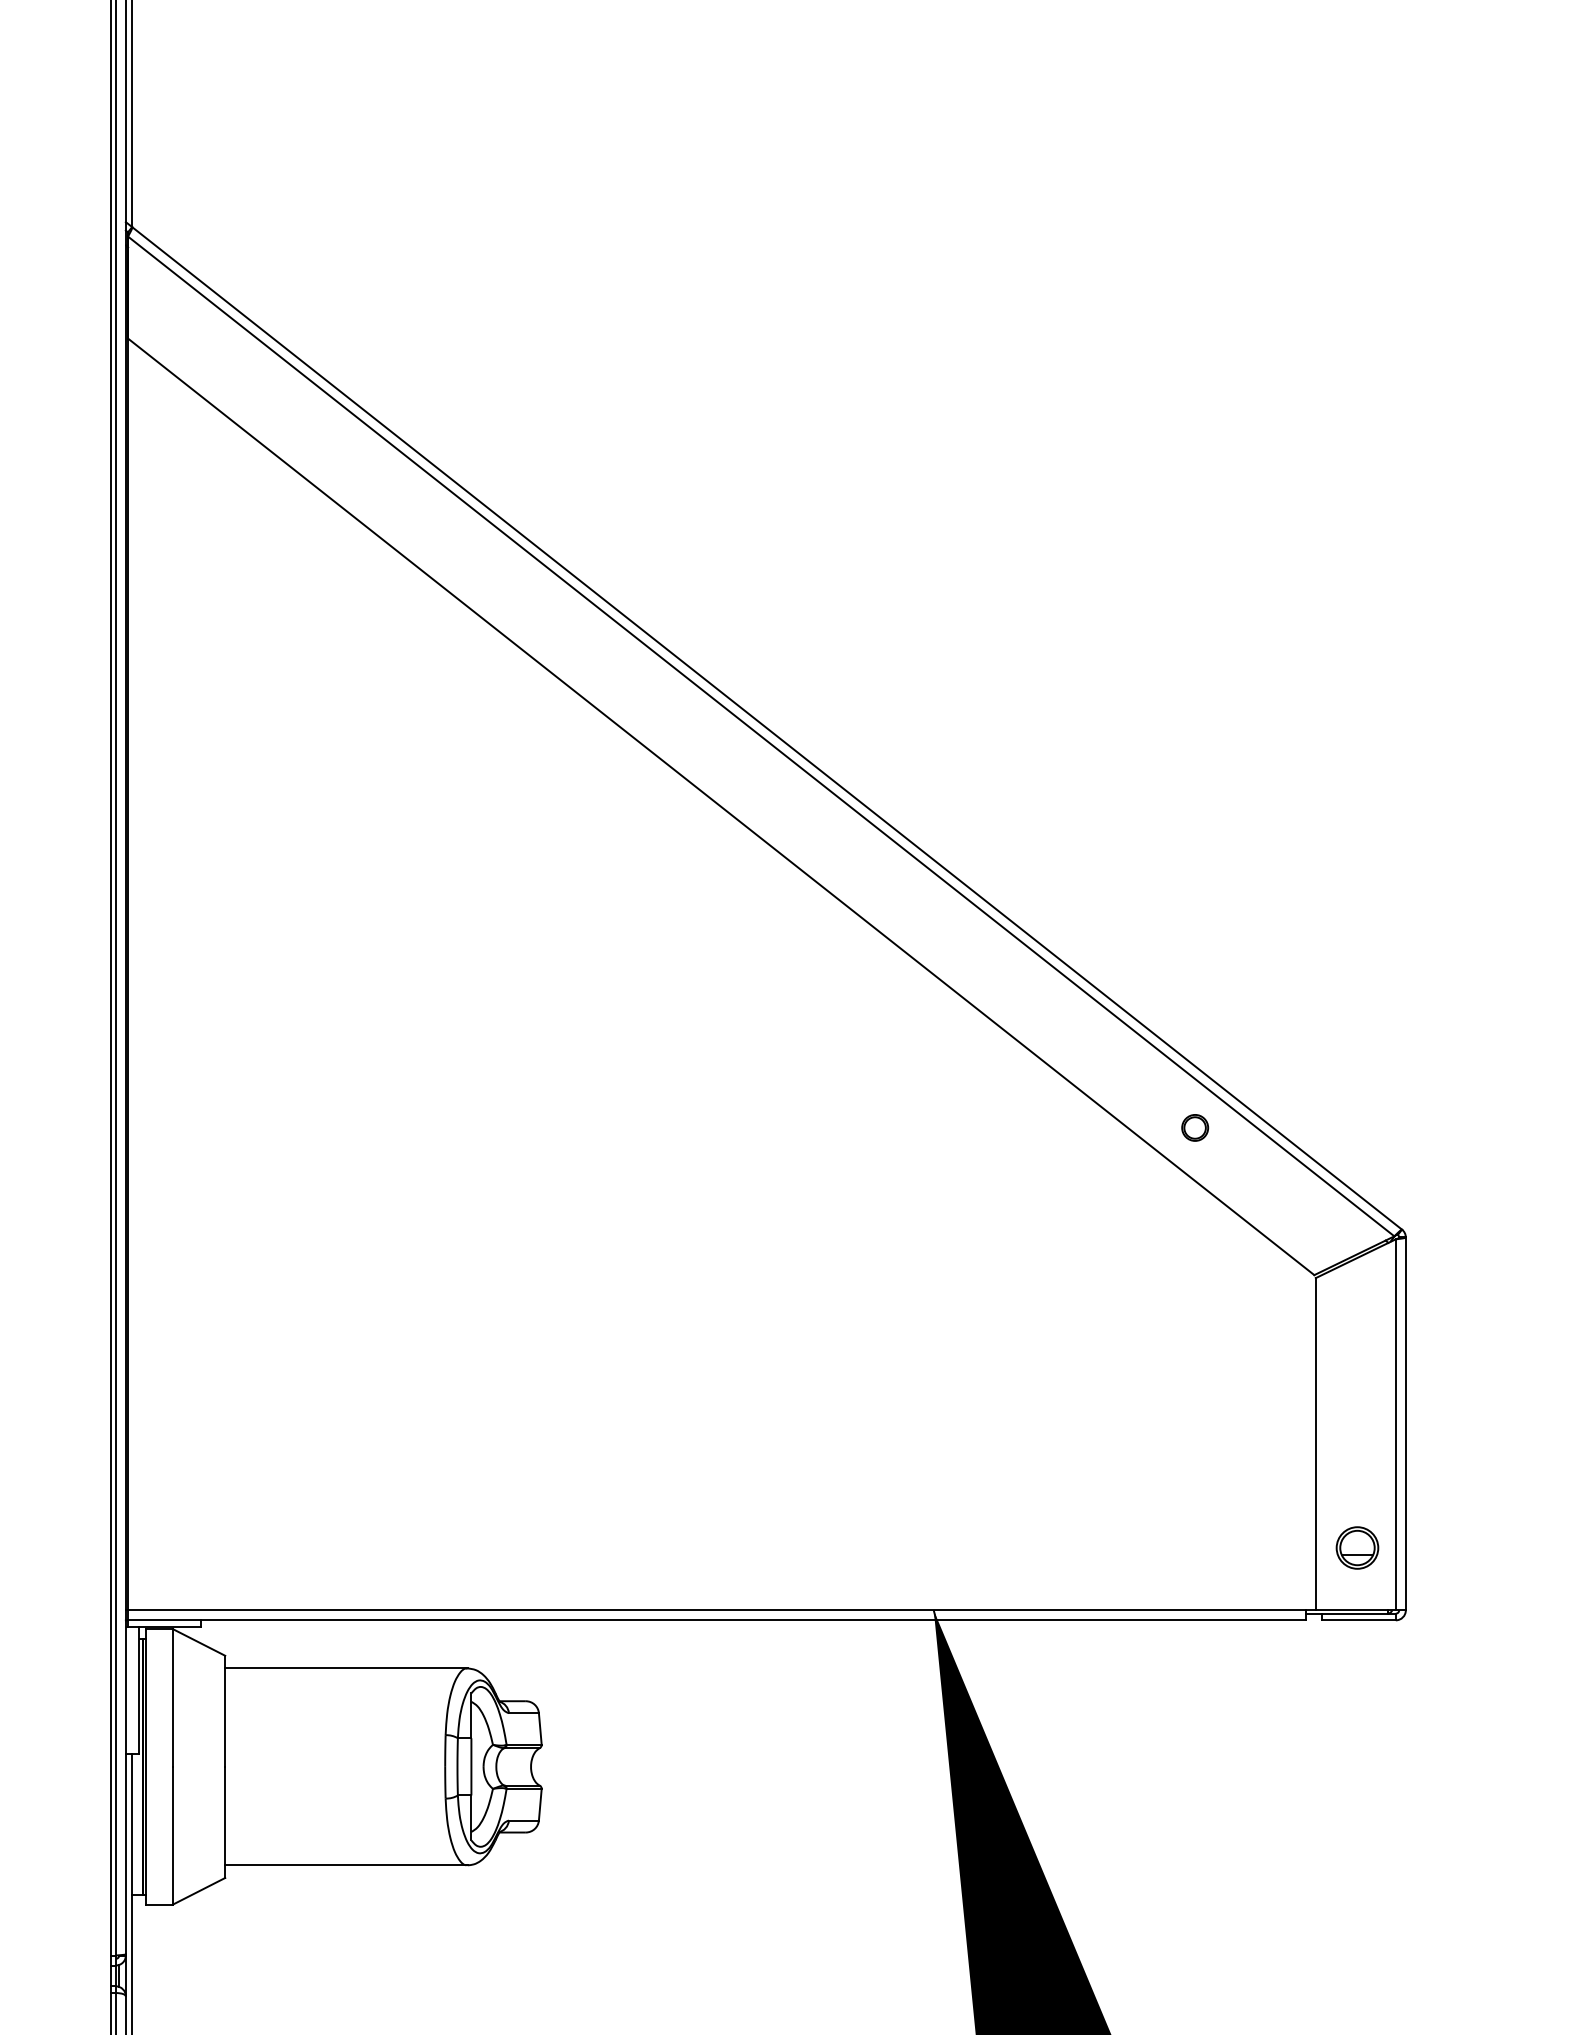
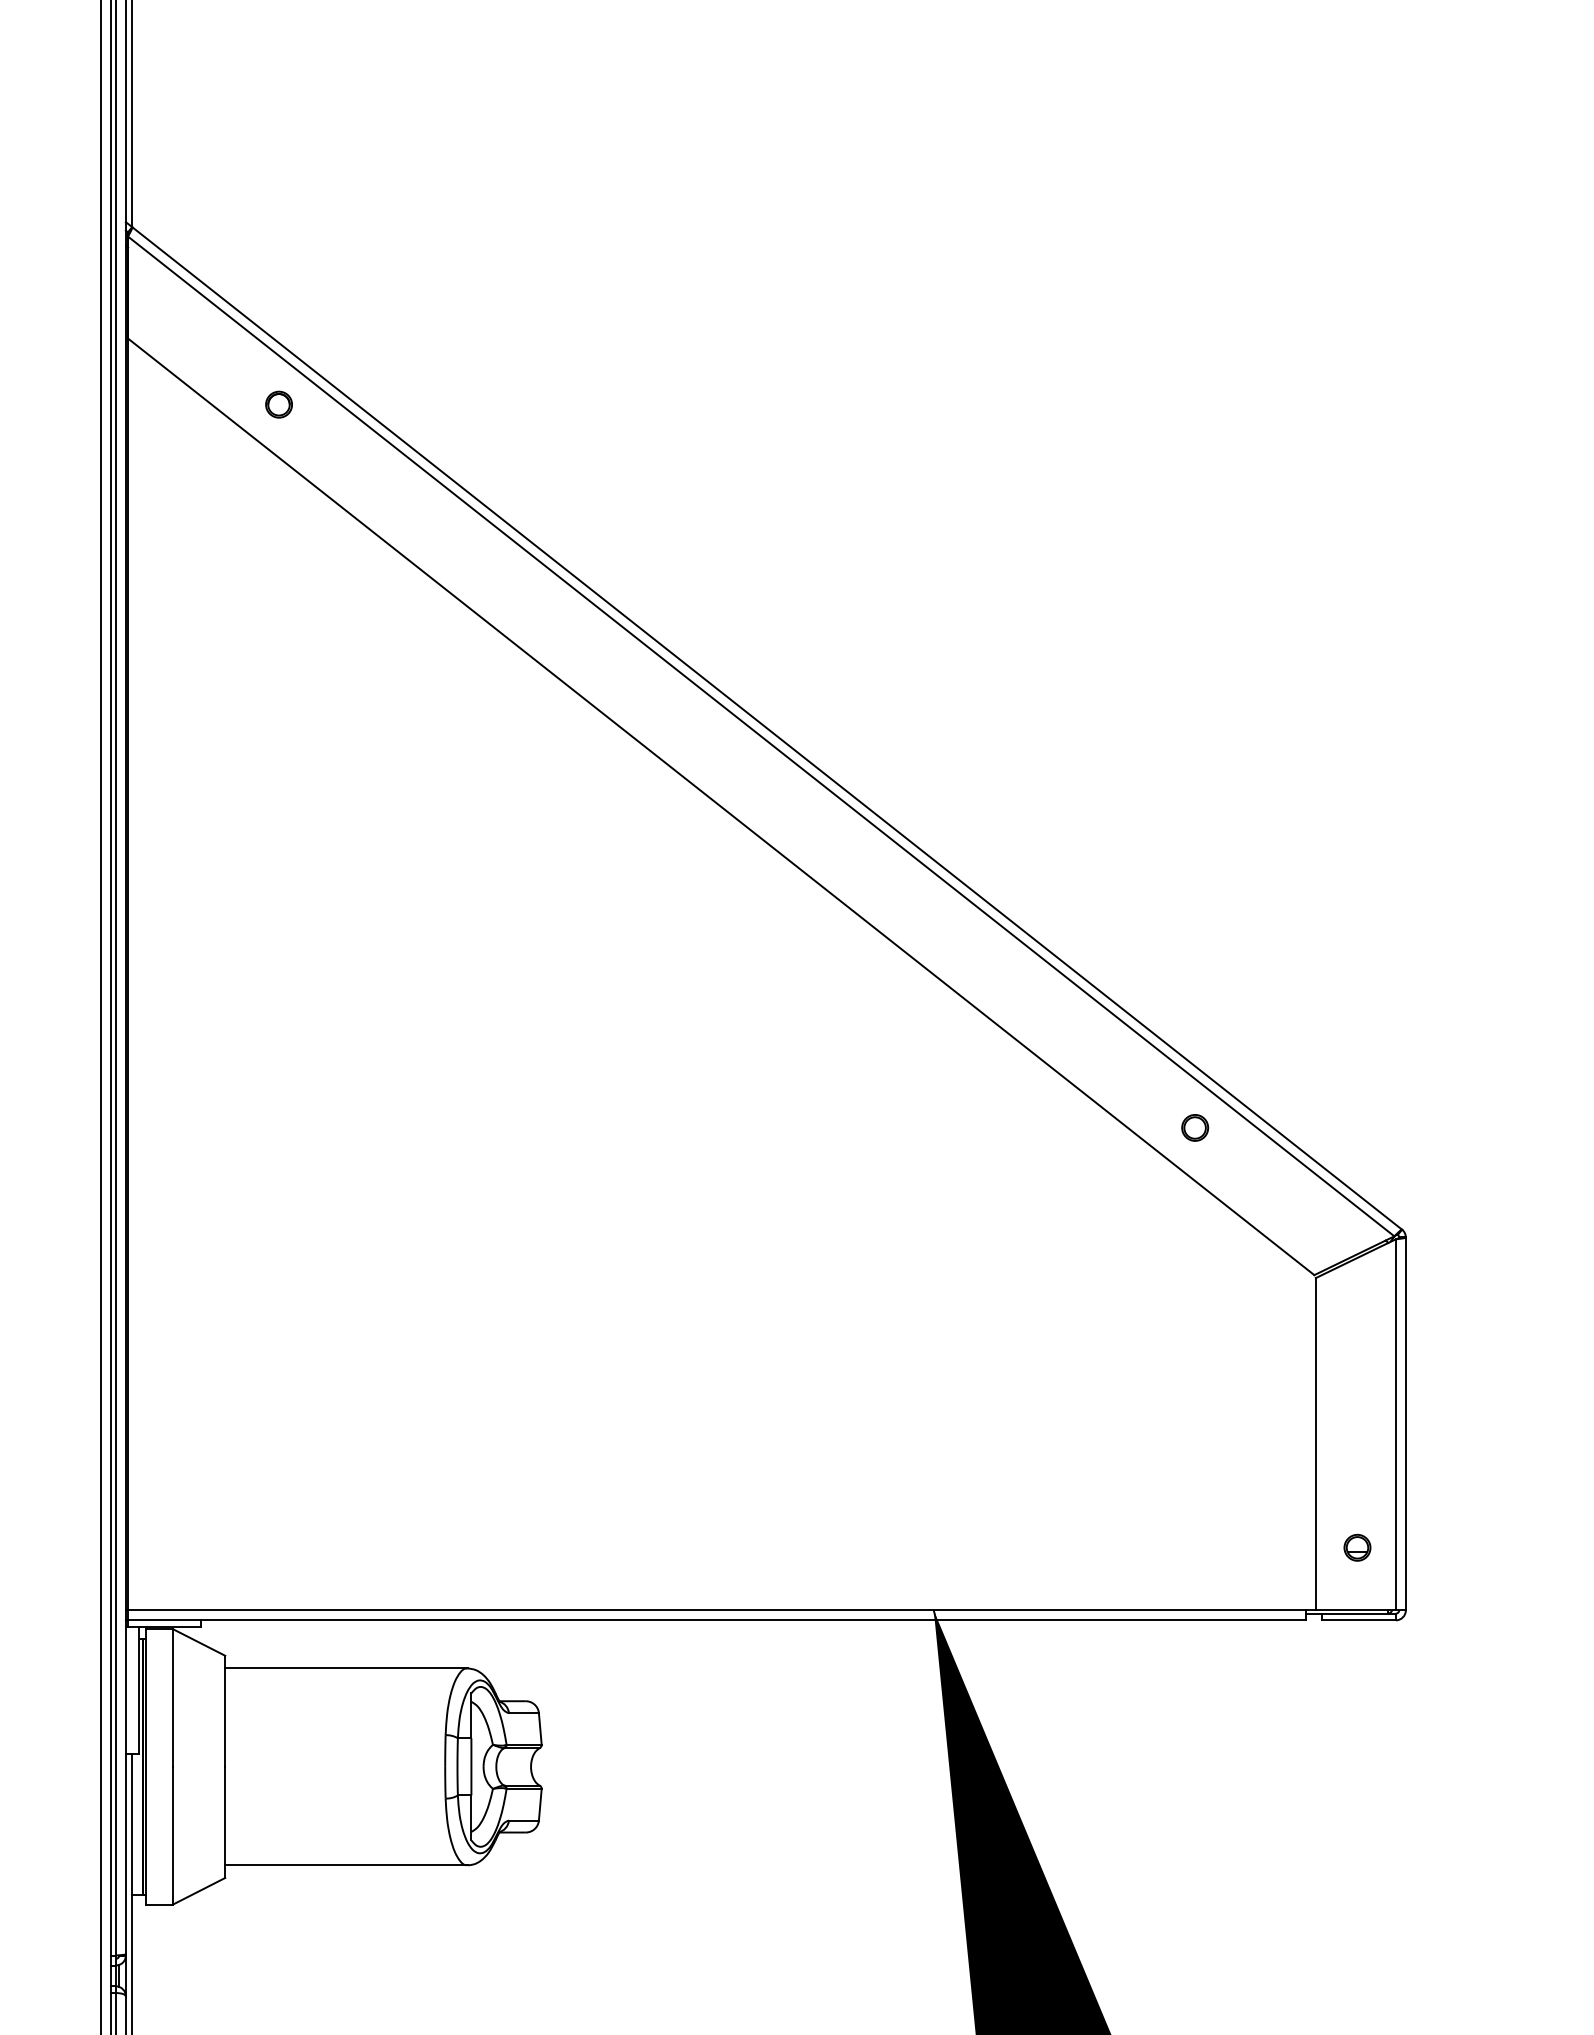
part: none -> present (278, 404)
line: none -> present (101, 1016)
part size: 45x44 px -> 29x29 px (1357, 1547)
